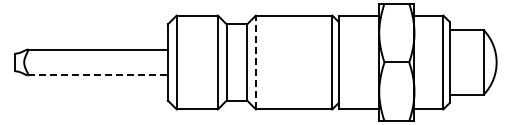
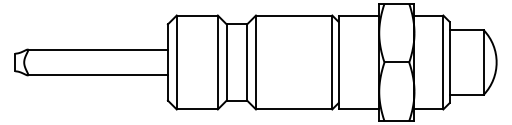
line: dashed -> solid (255, 62)
line: dashed -> solid (98, 75)
